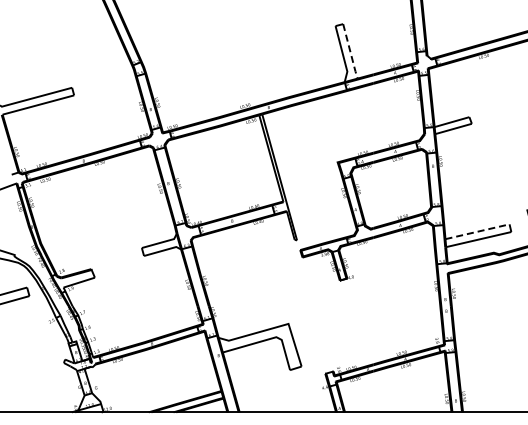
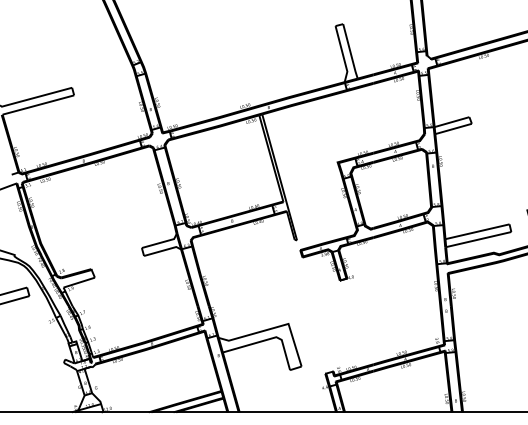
line: dashed -> solid (350, 52)
line: dashed -> solid (477, 231)
